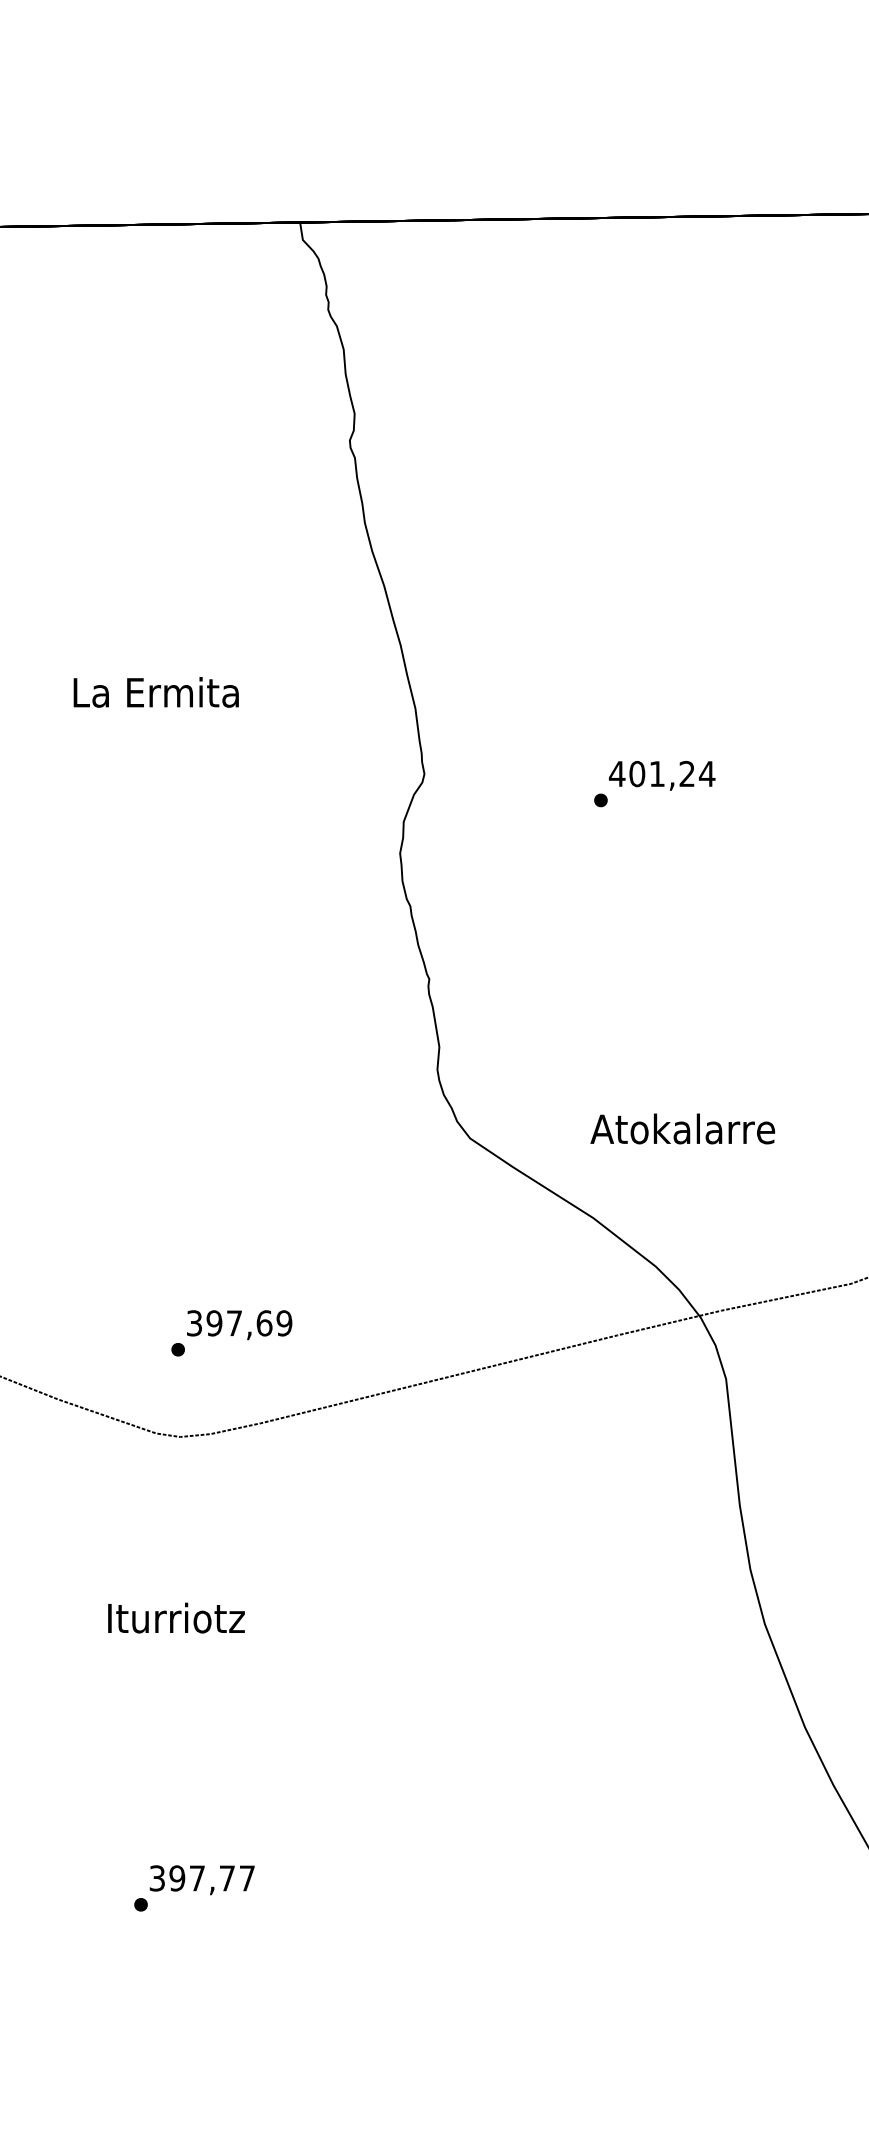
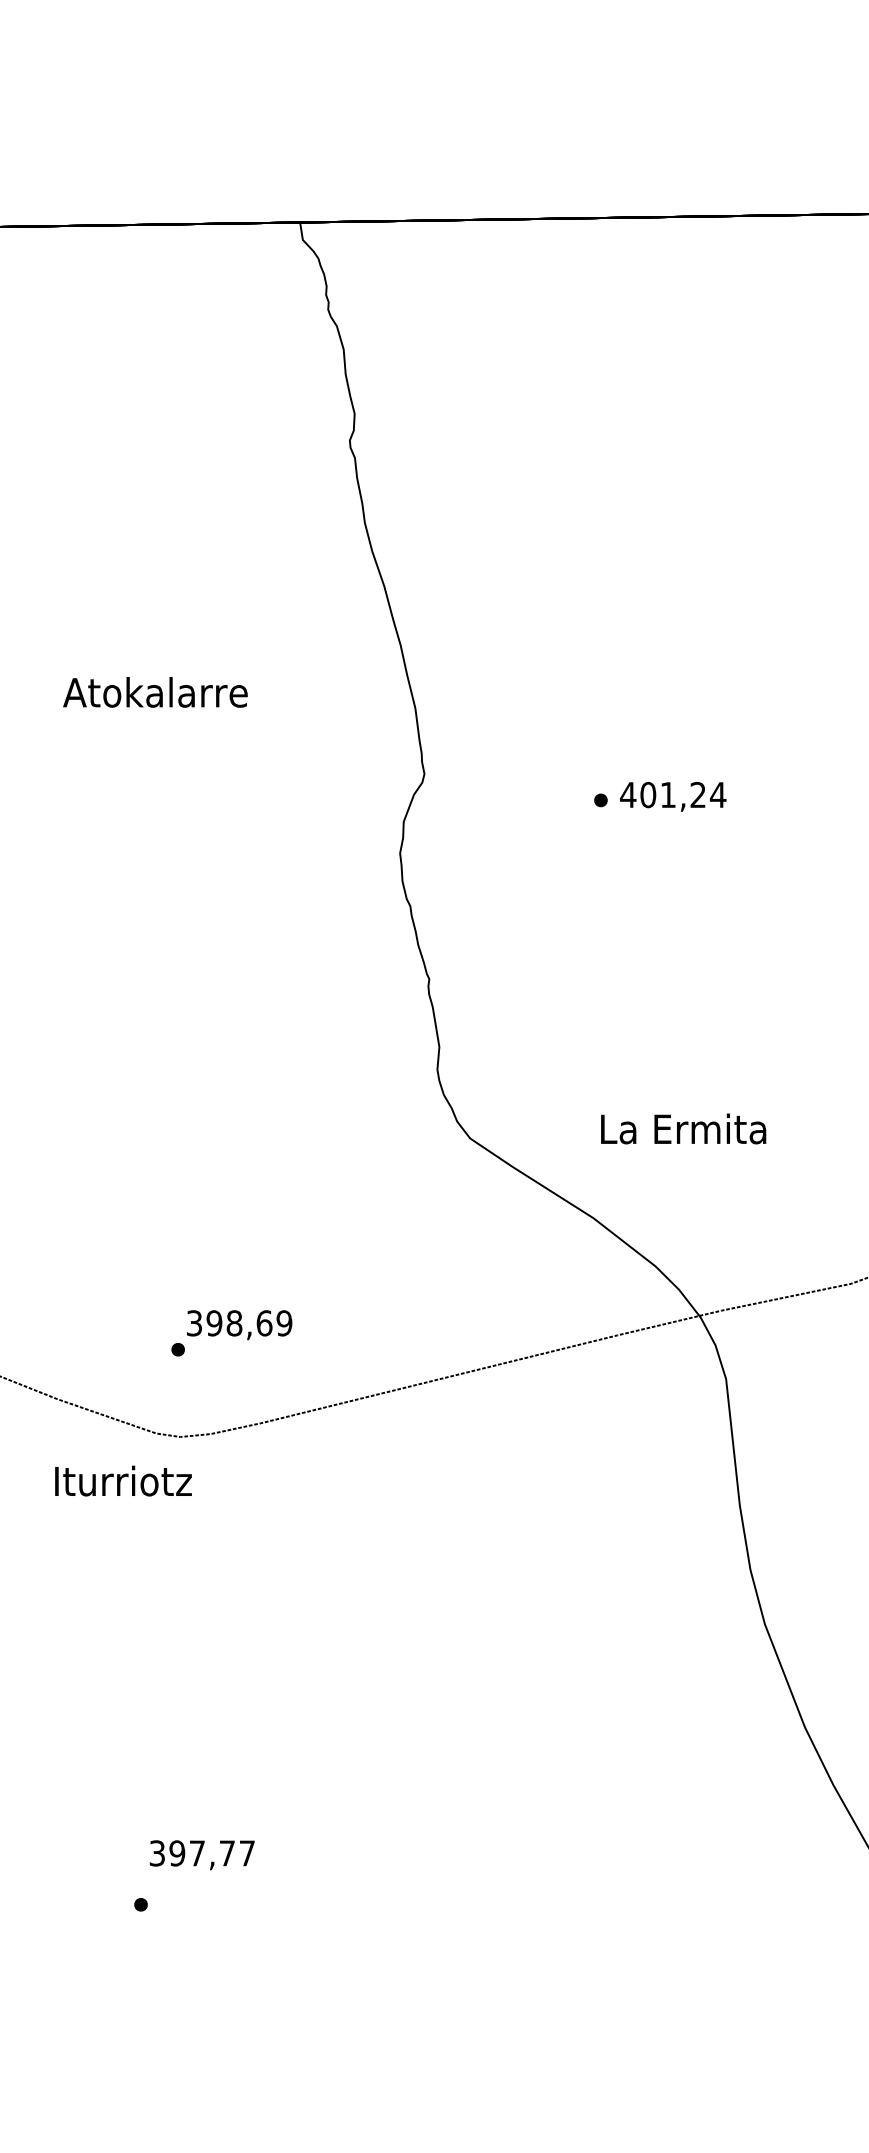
text: La Ermita -> Atokalarre (155, 692)
text position: (662, 775) -> (673, 796) (673, 796)
text: Atokalarre -> La Ermita (682, 1128)
text: 397,69 -> 398,69 (234, 1323)
text position: (176, 1617) -> (123, 1480) (123, 1480)
text position: (201, 1880) -> (201, 1855) (201, 1855)
